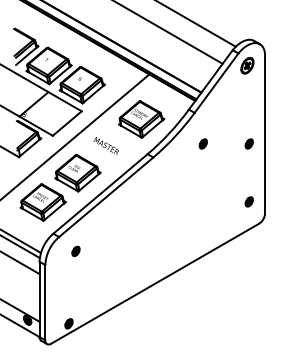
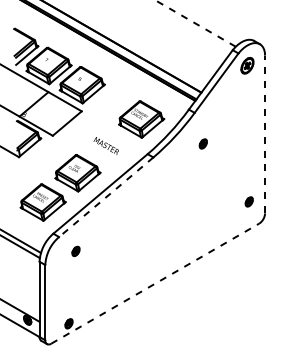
line: solid -> dashed (195, 23)
line: present -> none (169, 32)
line: solid -> dashed (265, 134)
line: present -> none (75, 136)
part: present -> none (248, 143)
line: solid -> dashed (106, 197)
line: present -> none (20, 263)
line: solid -> dashed (155, 283)
